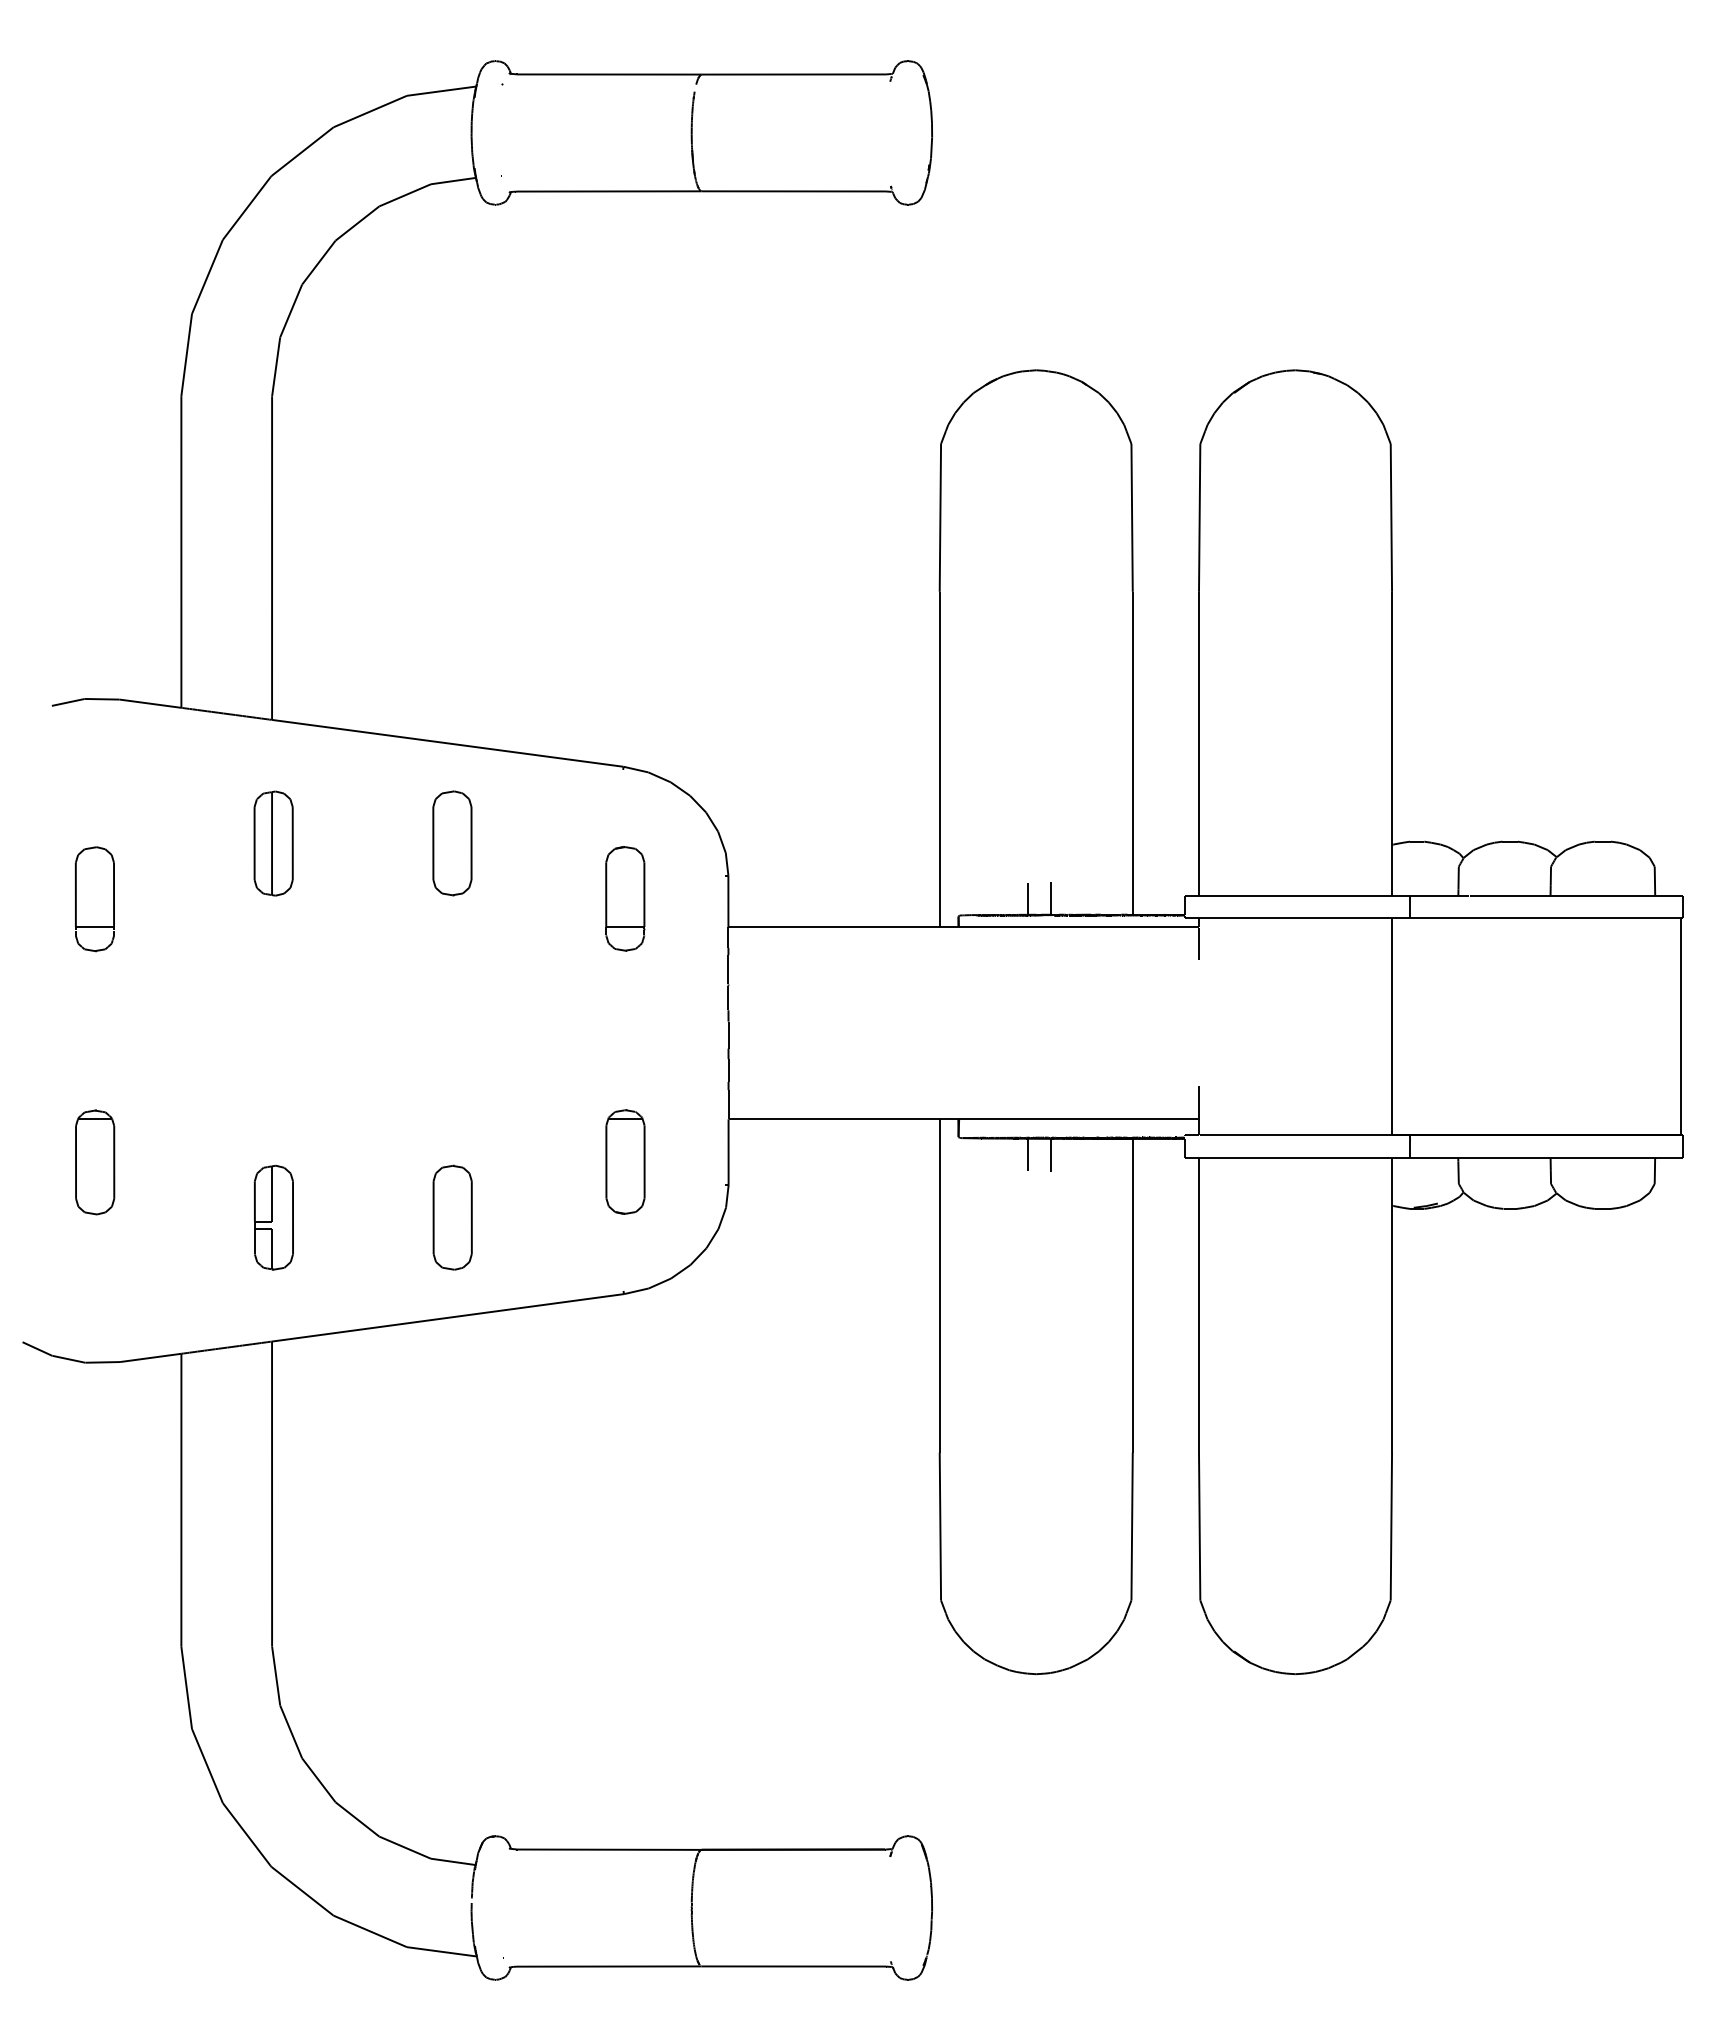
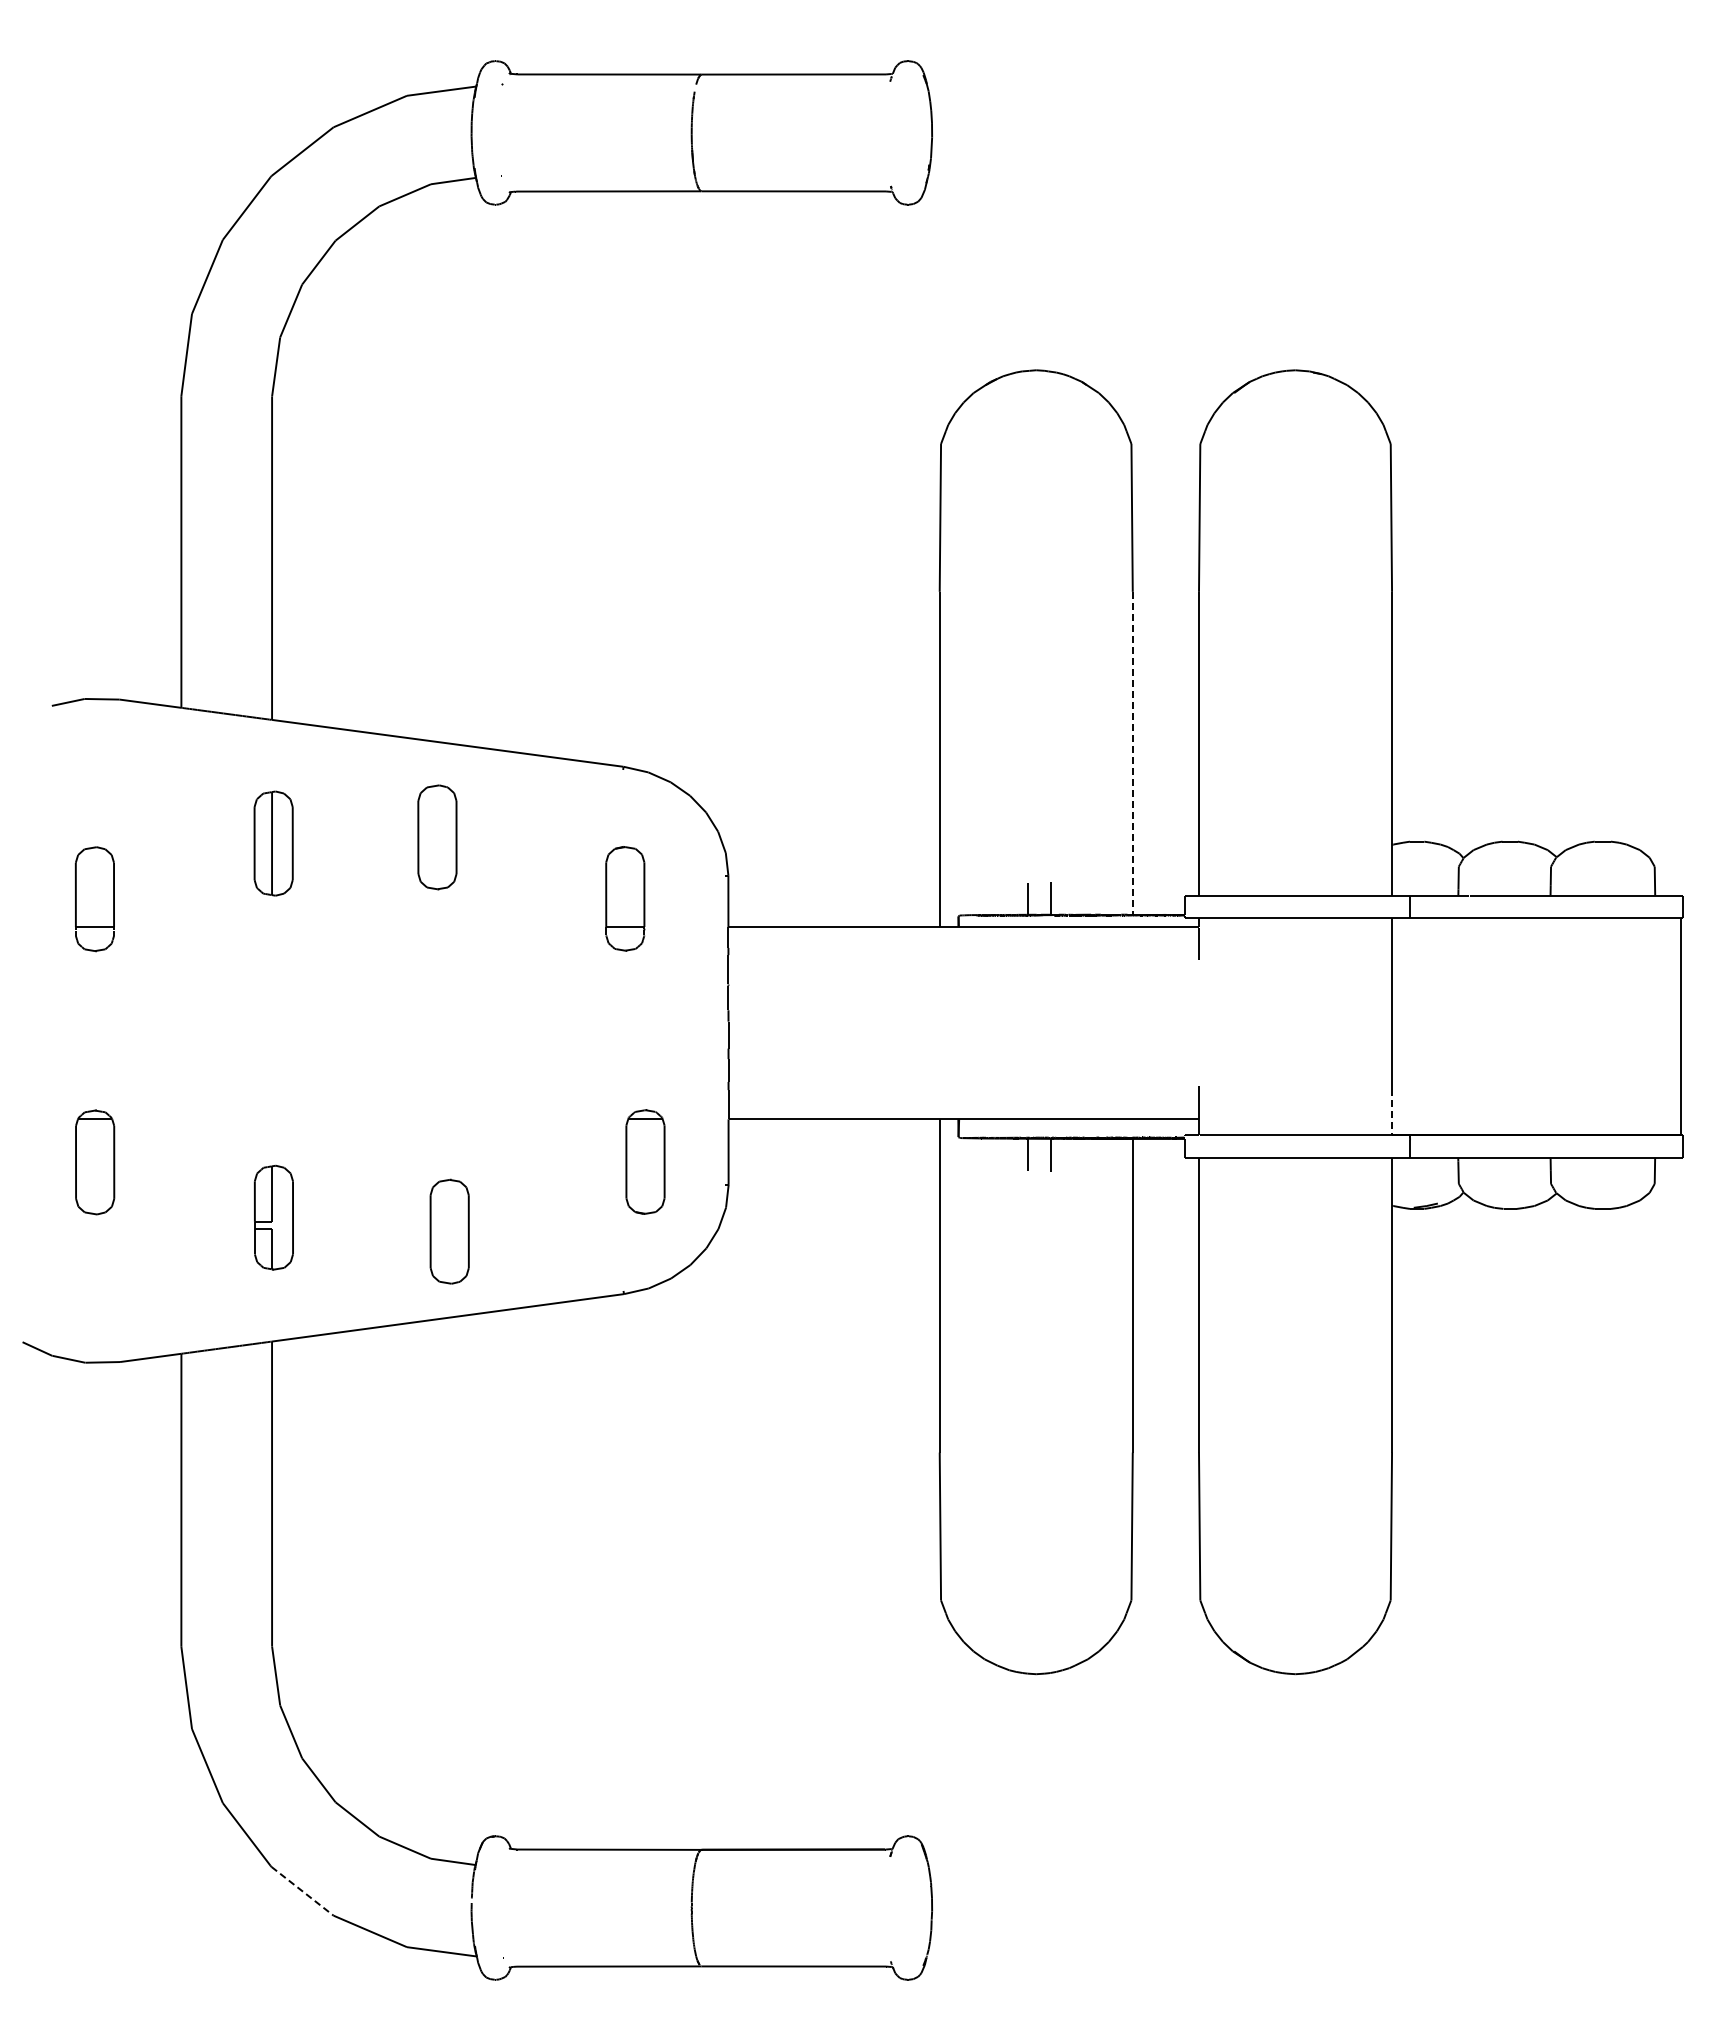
line: solid -> dashed (1132, 753)
part position: (452, 843) -> (437, 837) (437, 837)
line: solid -> dashed (1392, 1112)
part position: (625, 1161) -> (645, 1161) (645, 1161)
part position: (452, 1217) -> (449, 1231) (449, 1231)
line: solid -> dashed (302, 1891)
